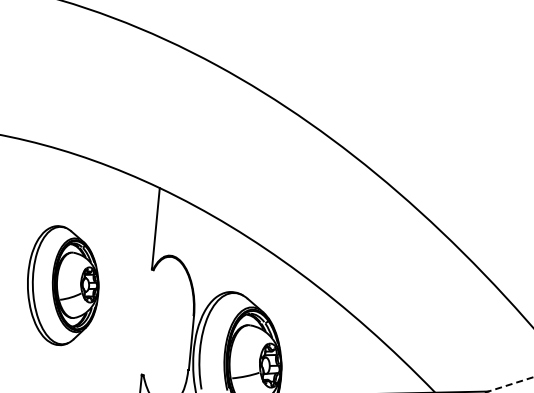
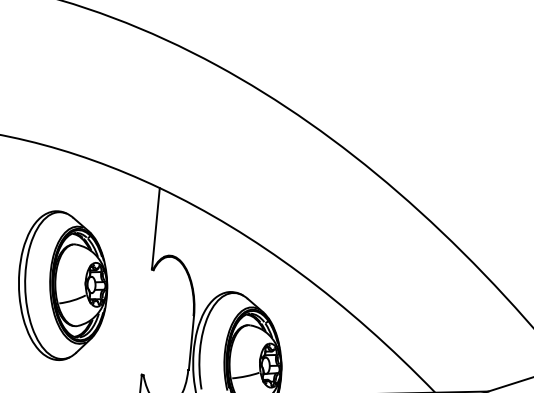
part size: 73x122 px -> 91x151 px (63, 285)
line: dashed -> solid (508, 385)
